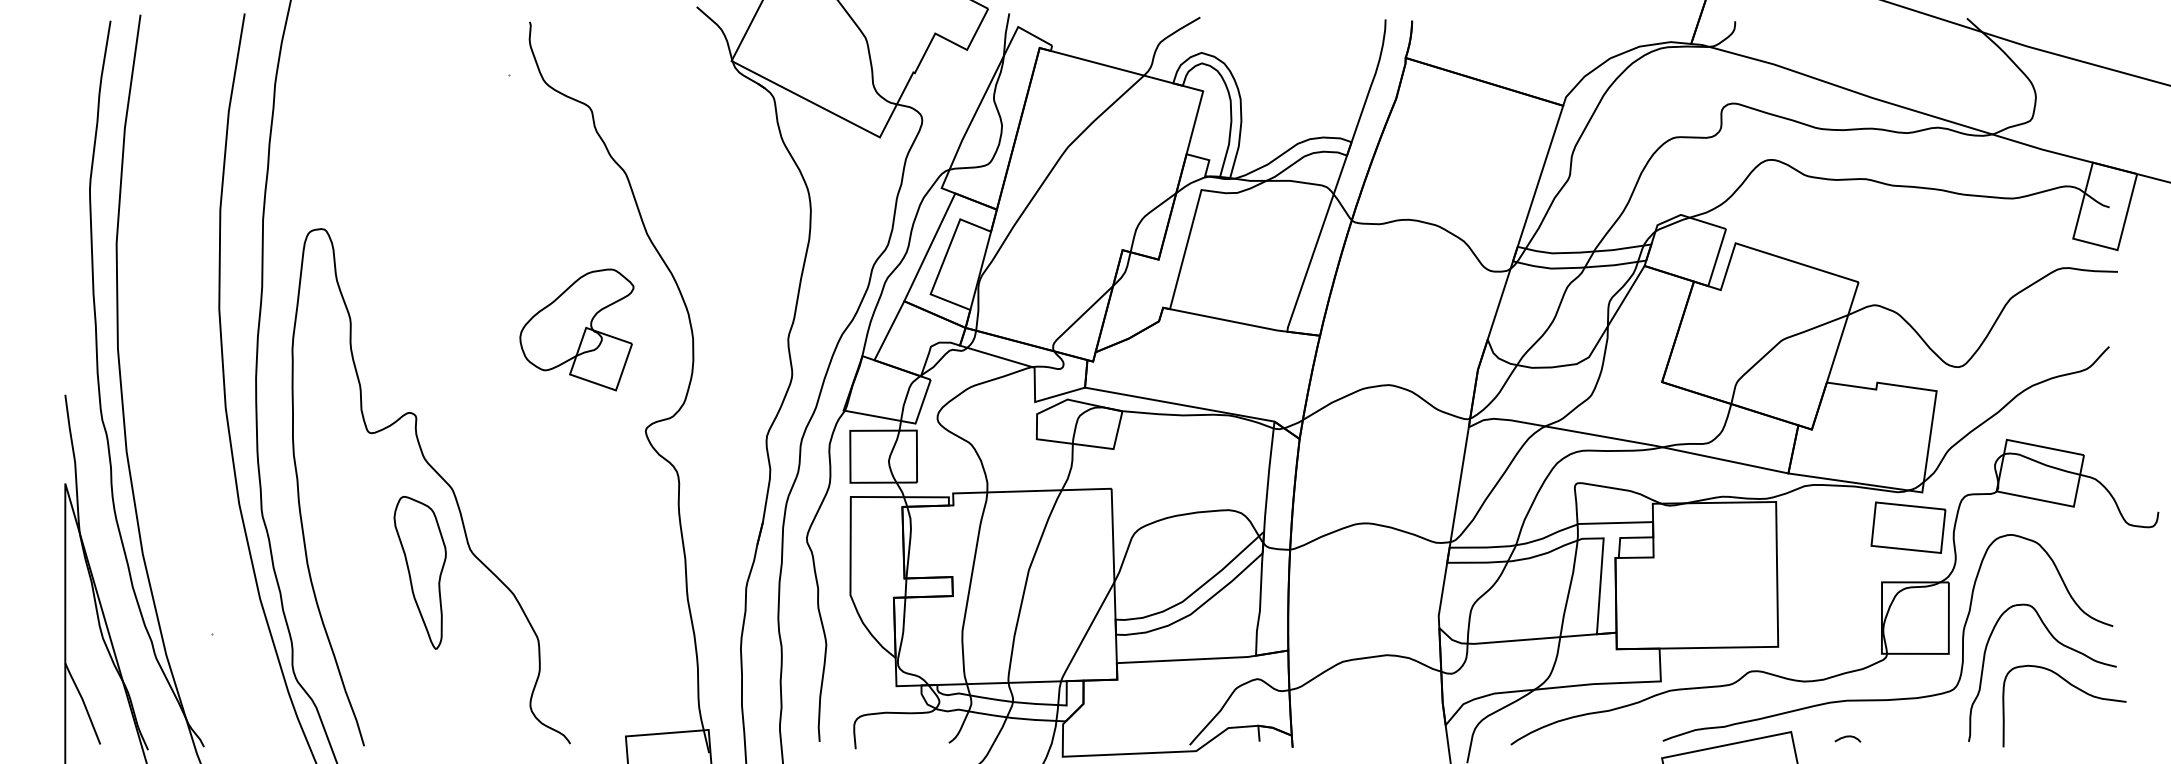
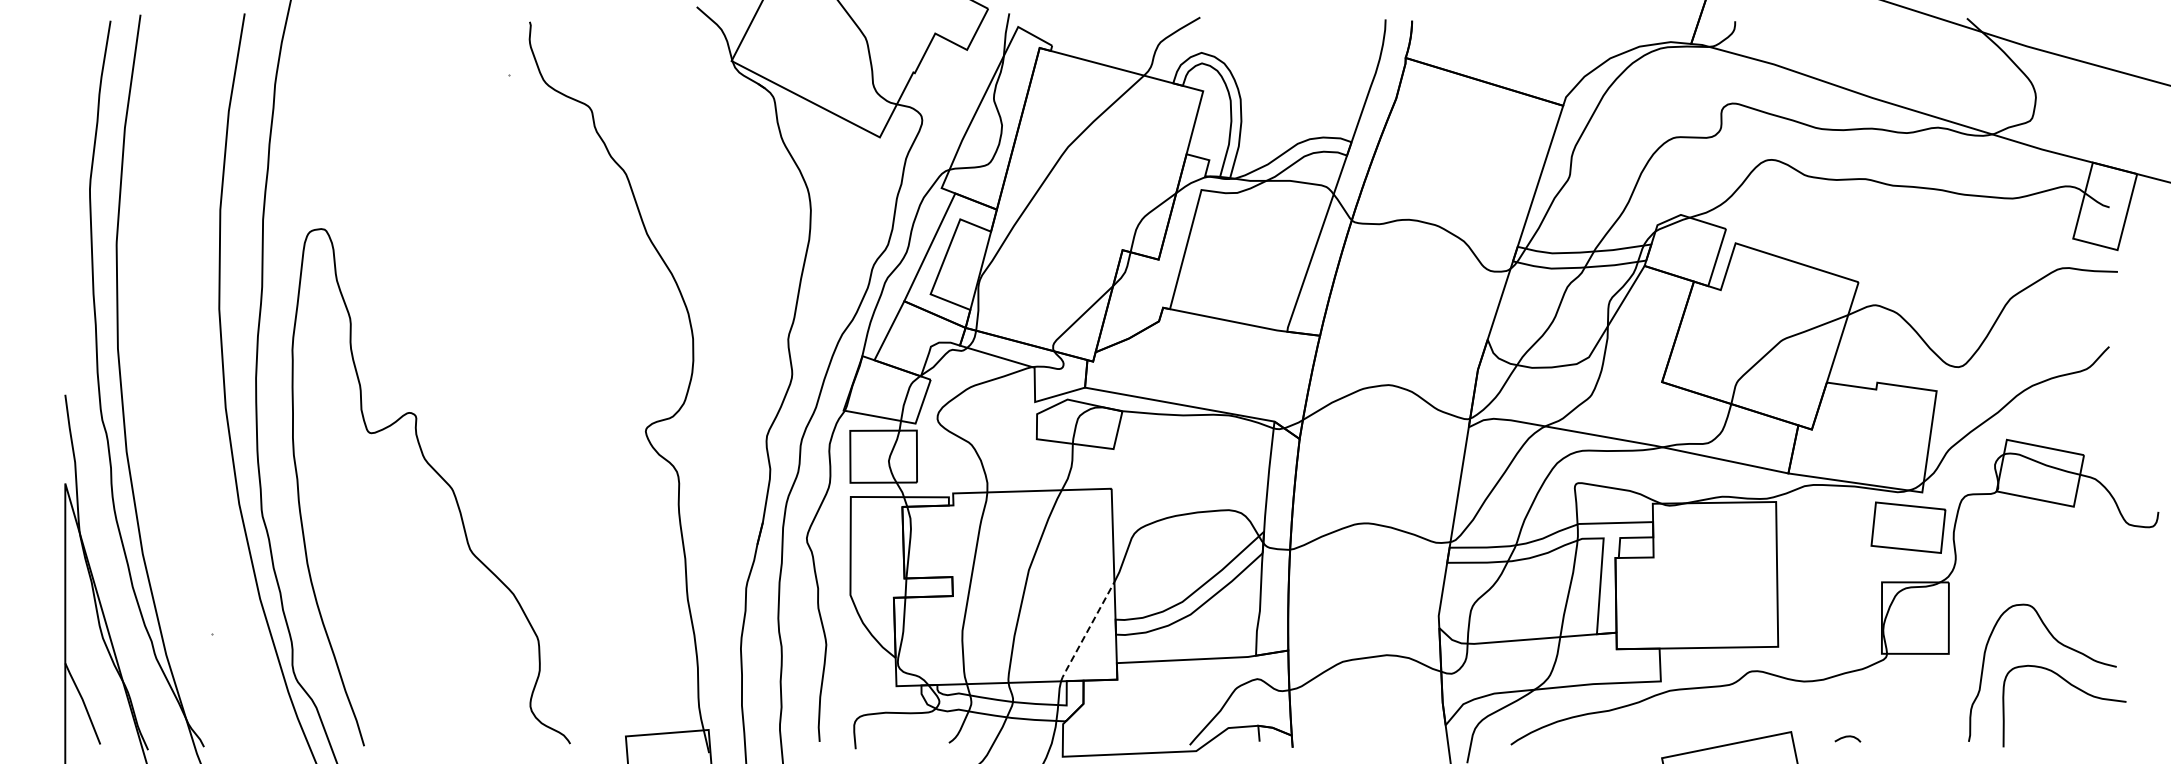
part: present -> none (576, 329)
part: present -> none (419, 572)
line: solid -> dashed (1086, 632)
curve: present -> none (1891, 698)
